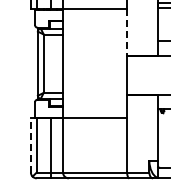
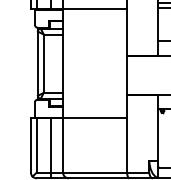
line: dashed -> solid (127, 32)
line: dashed -> solid (30, 144)
